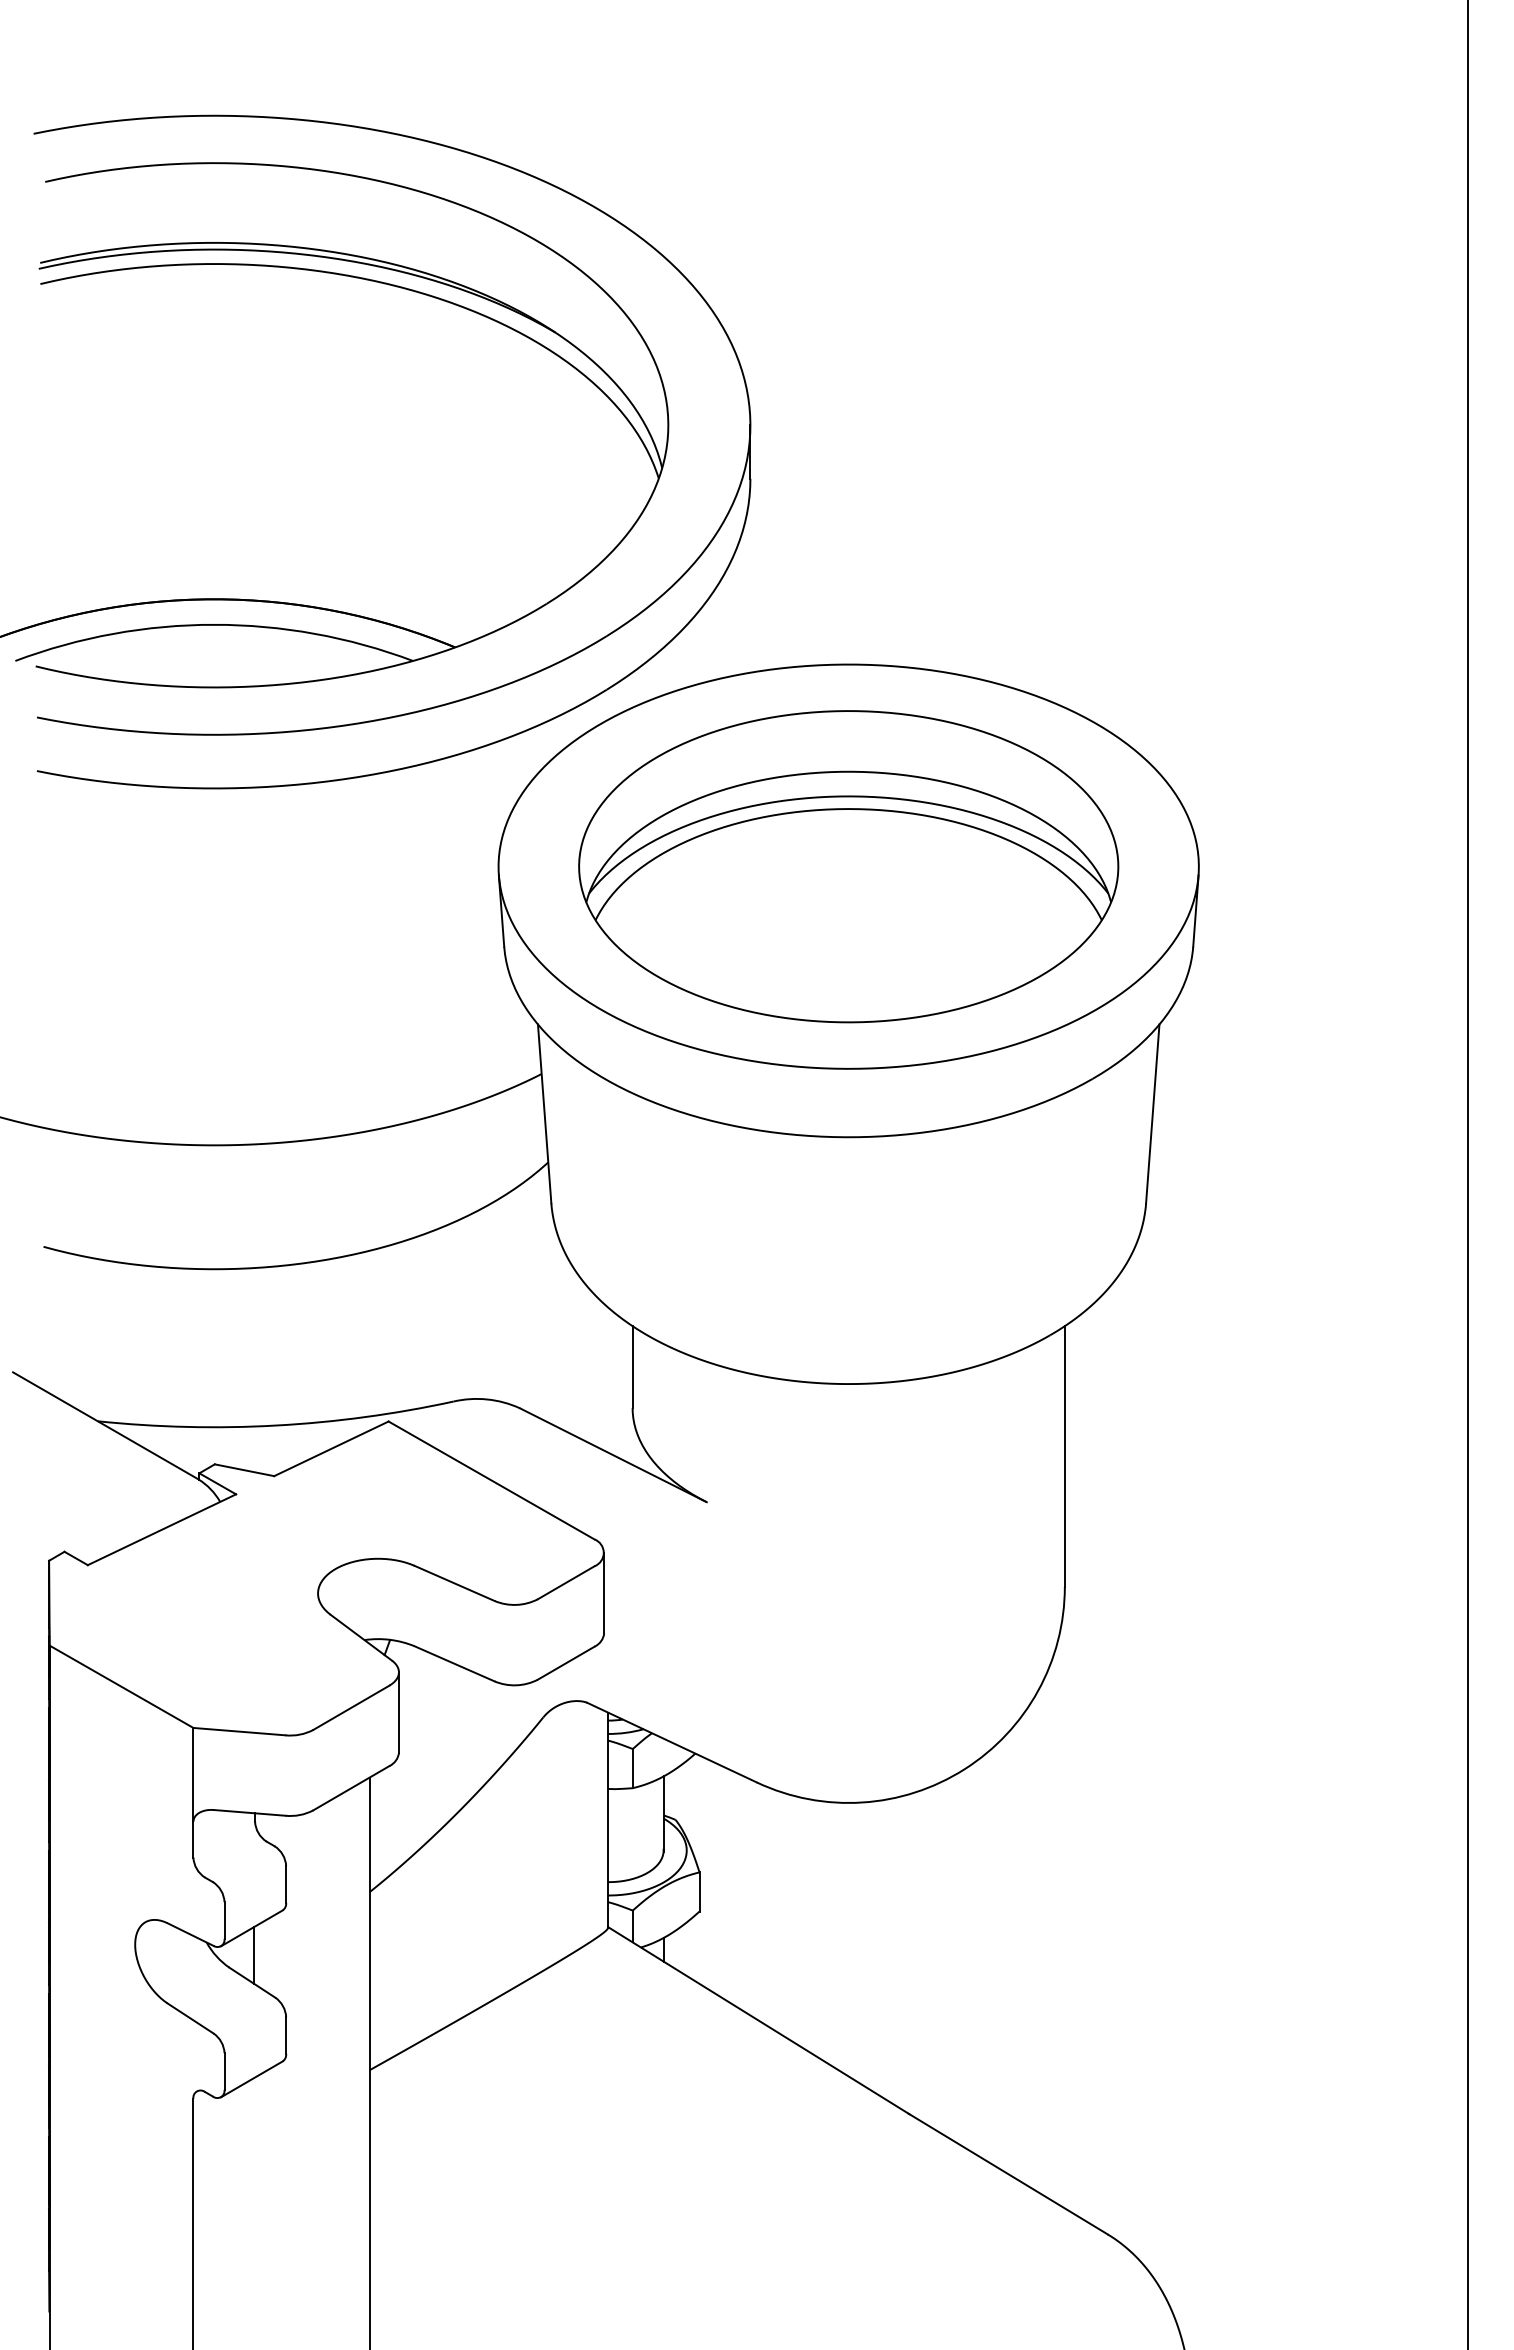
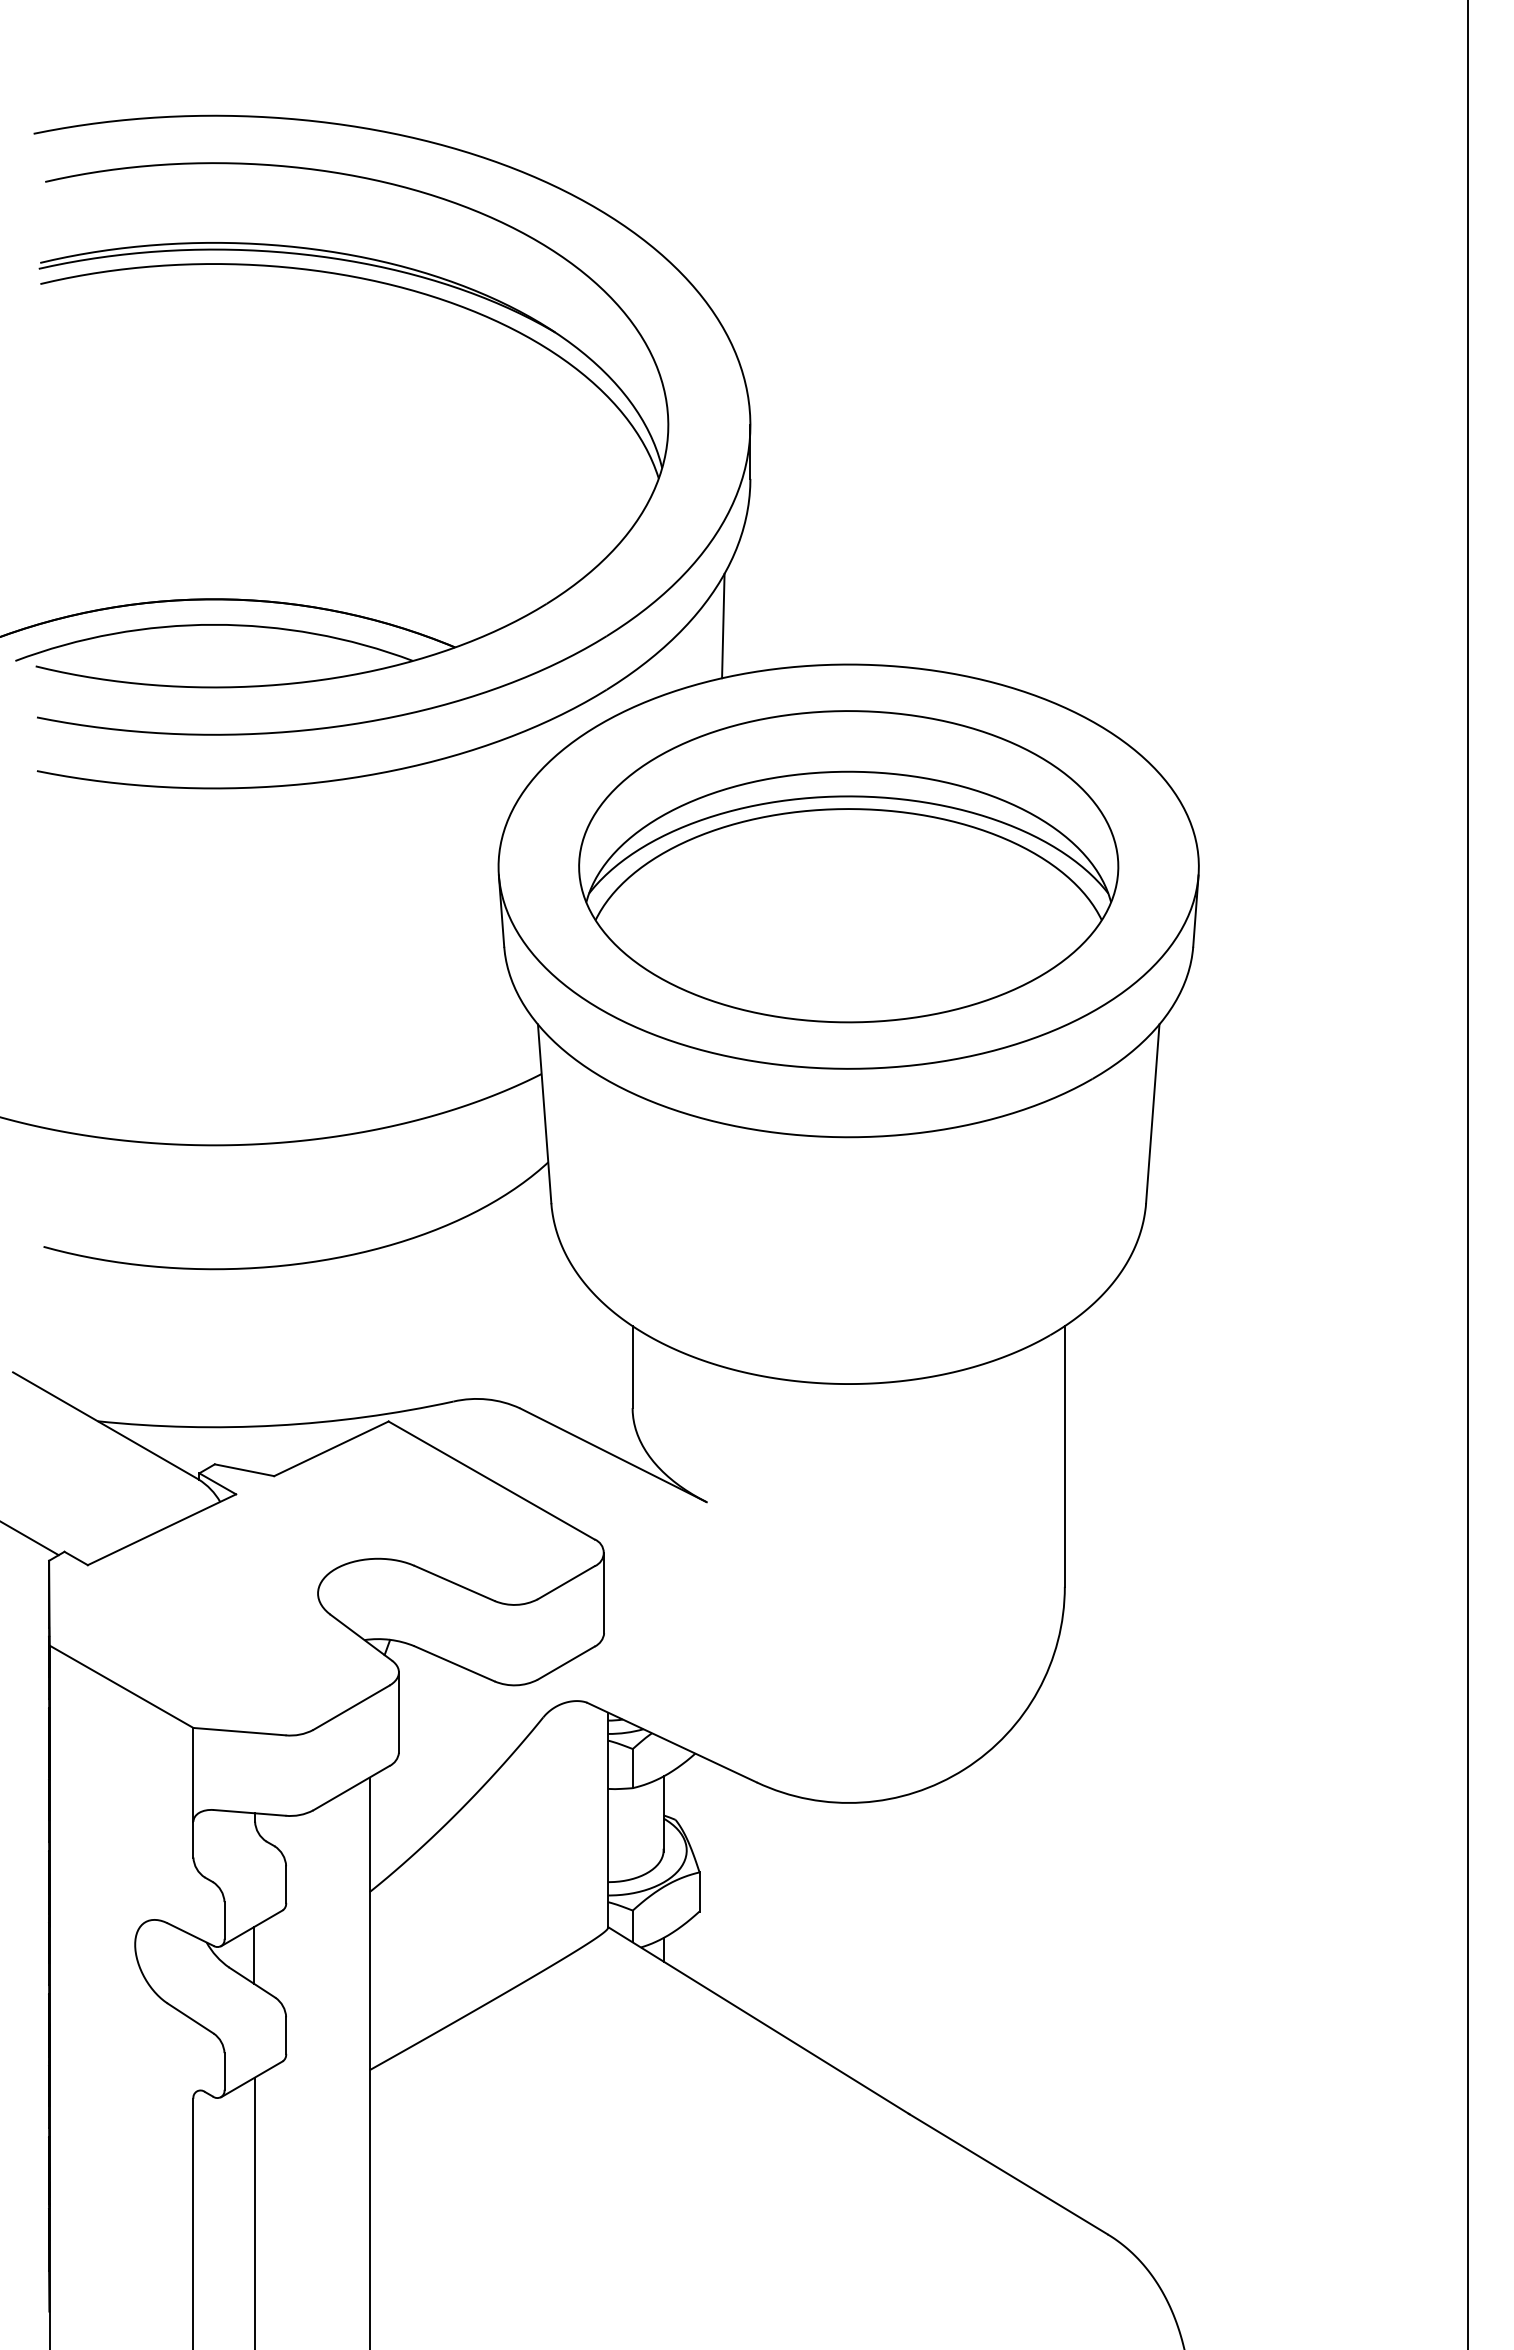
line: none -> present (723, 625)
line: none -> present (30, 1538)
line: none -> present (255, 2211)
